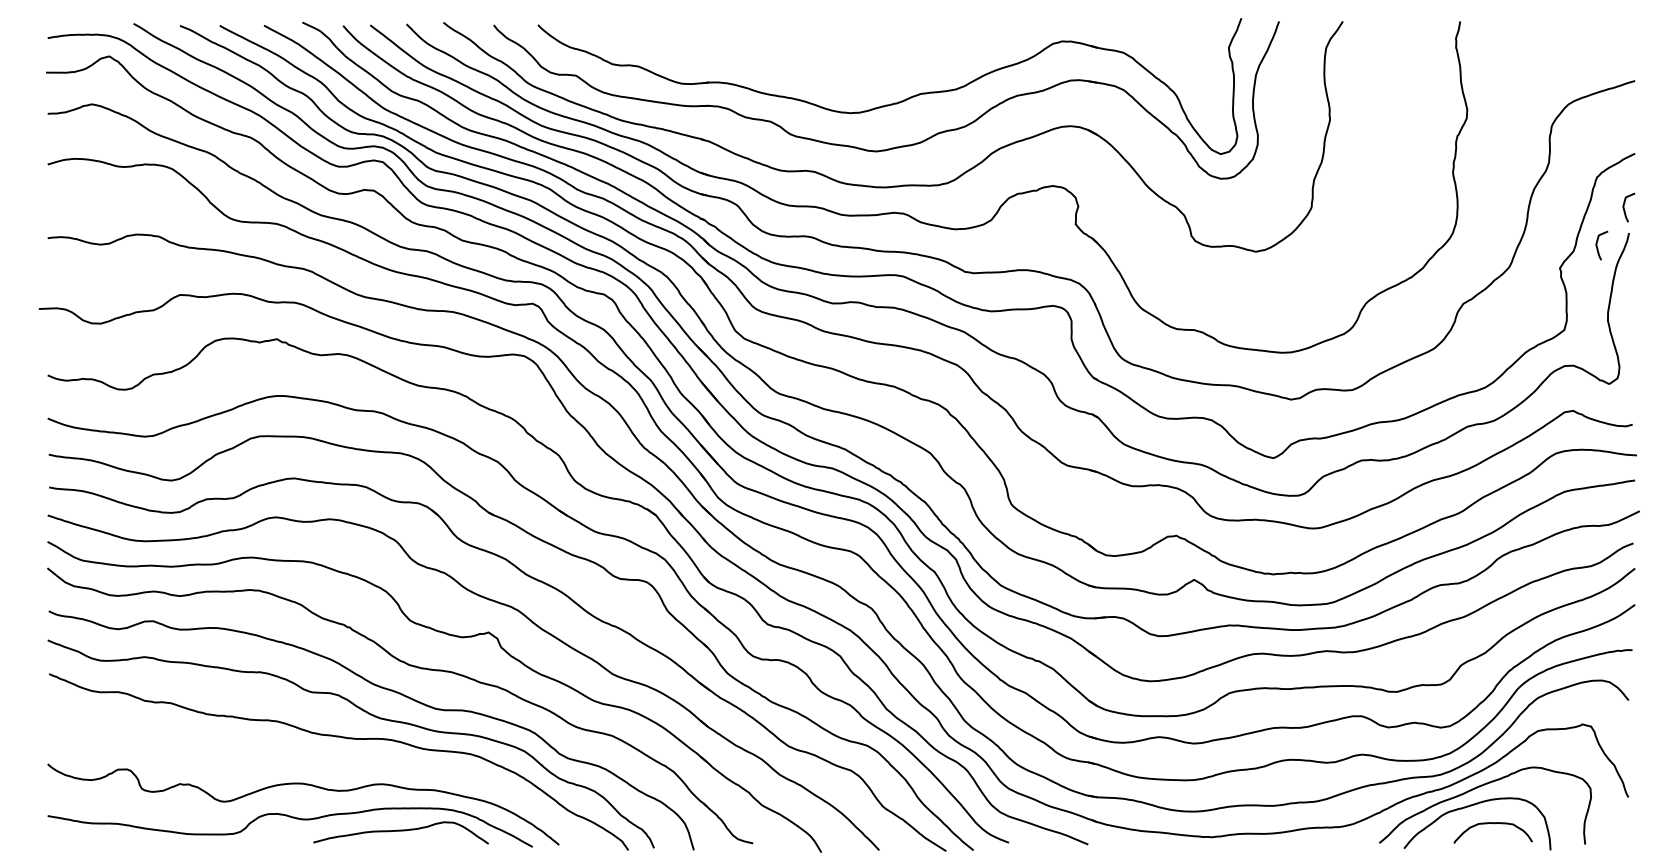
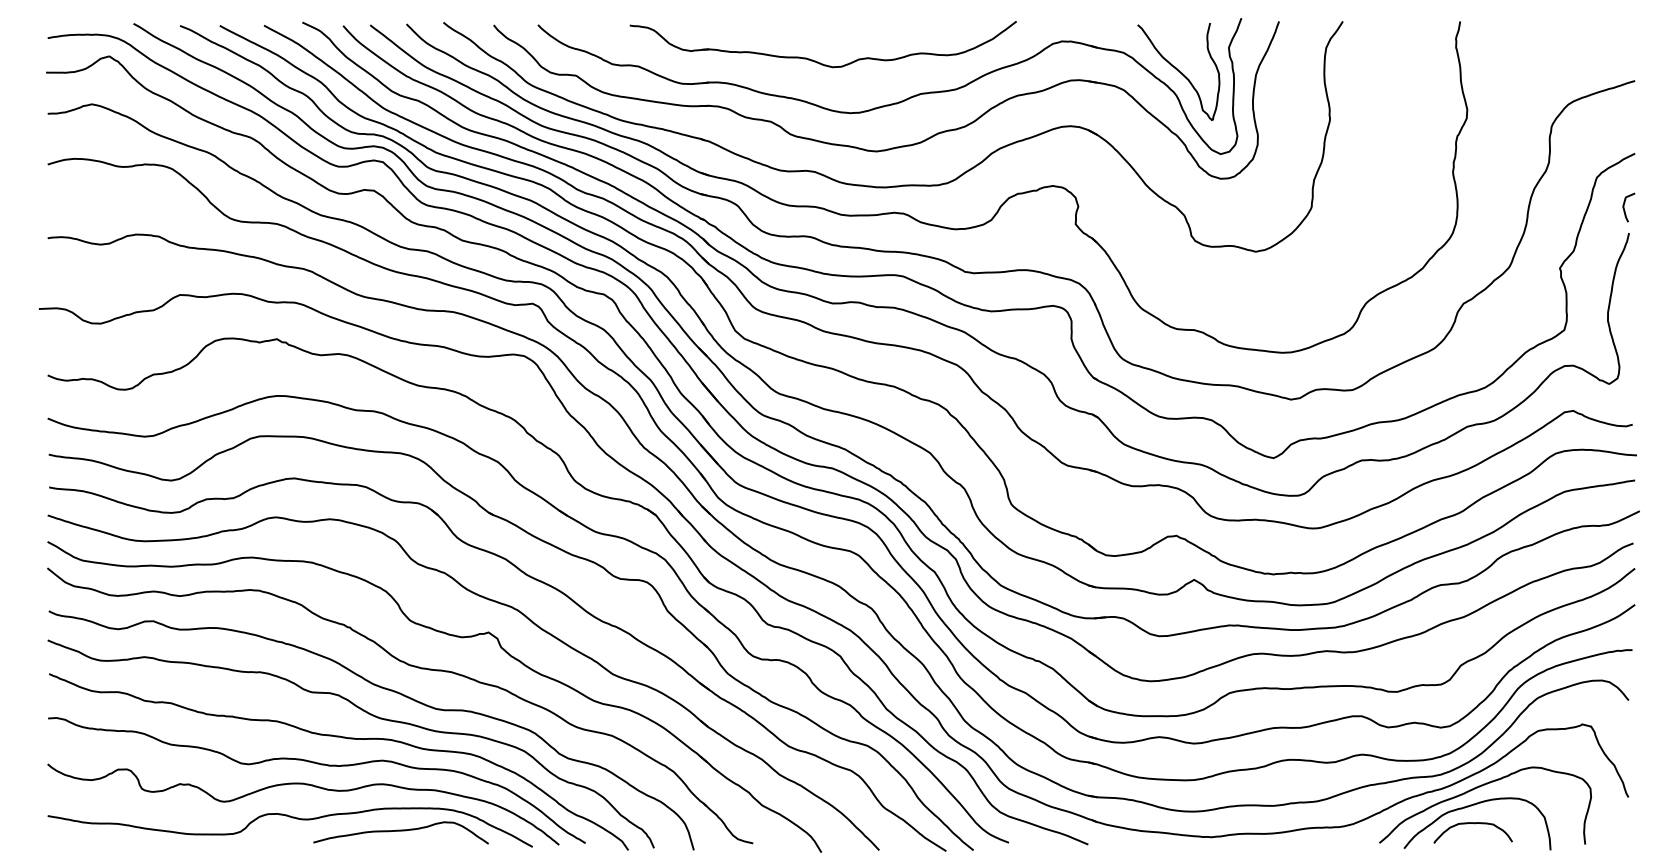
part: none -> present (815, 60)
curve: none -> present (1178, 71)
curve: present -> none (1597, 245)
curve: none -> present (321, 765)
curve position: (1495, 824) -> (1475, 824) (1475, 824)
